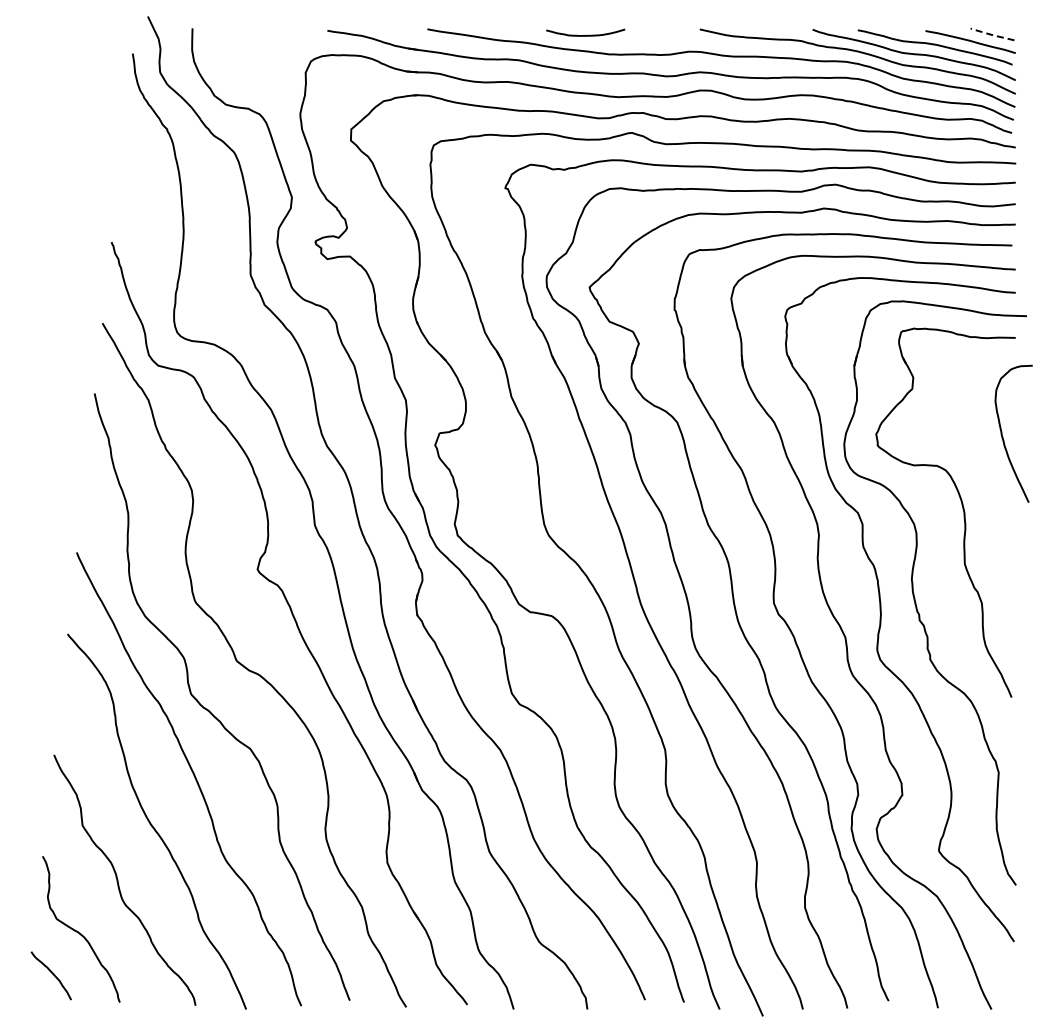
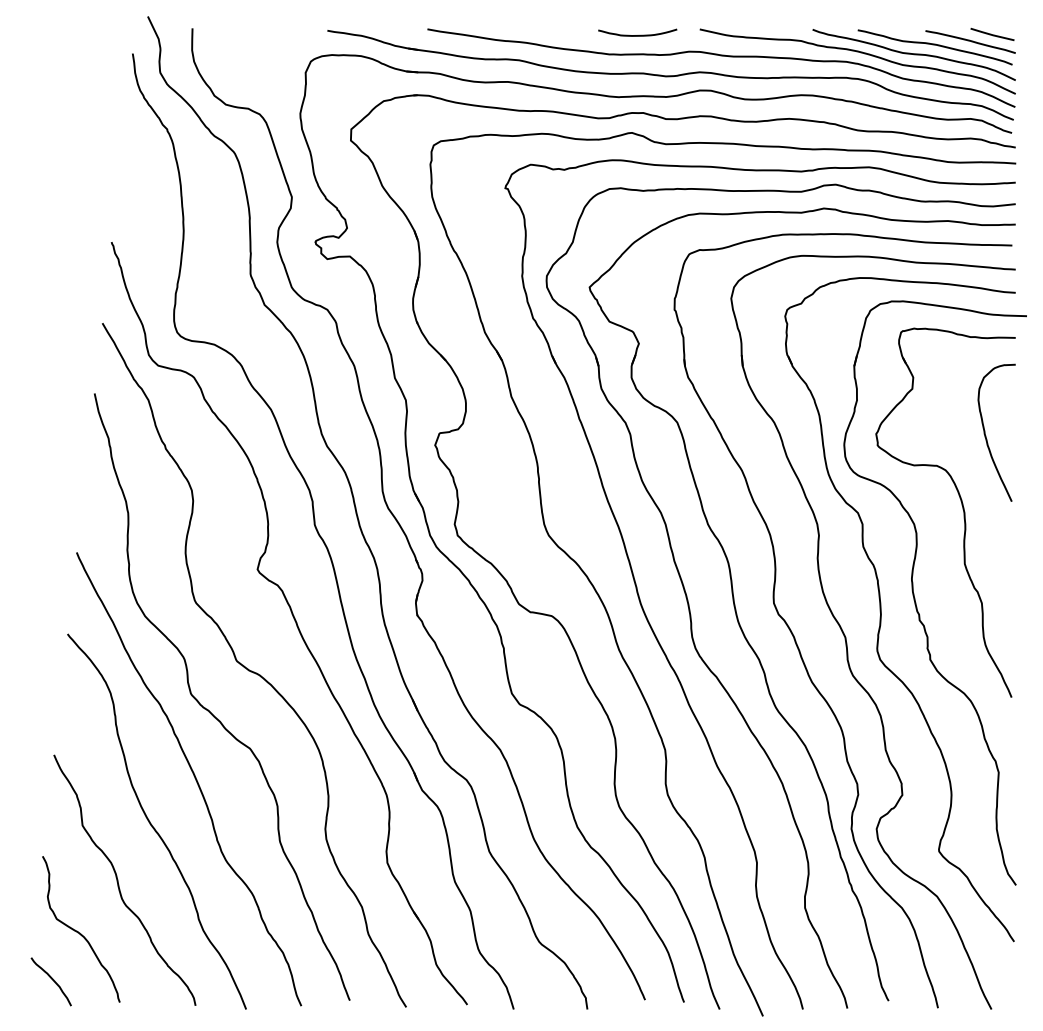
curve position: (587, 34) -> (639, 34) (639, 34)
line: dashed -> solid (992, 35)
curve position: (1003, 436) -> (986, 435) (986, 435)
curve position: (51, 973) -> (51, 979) (51, 979)
